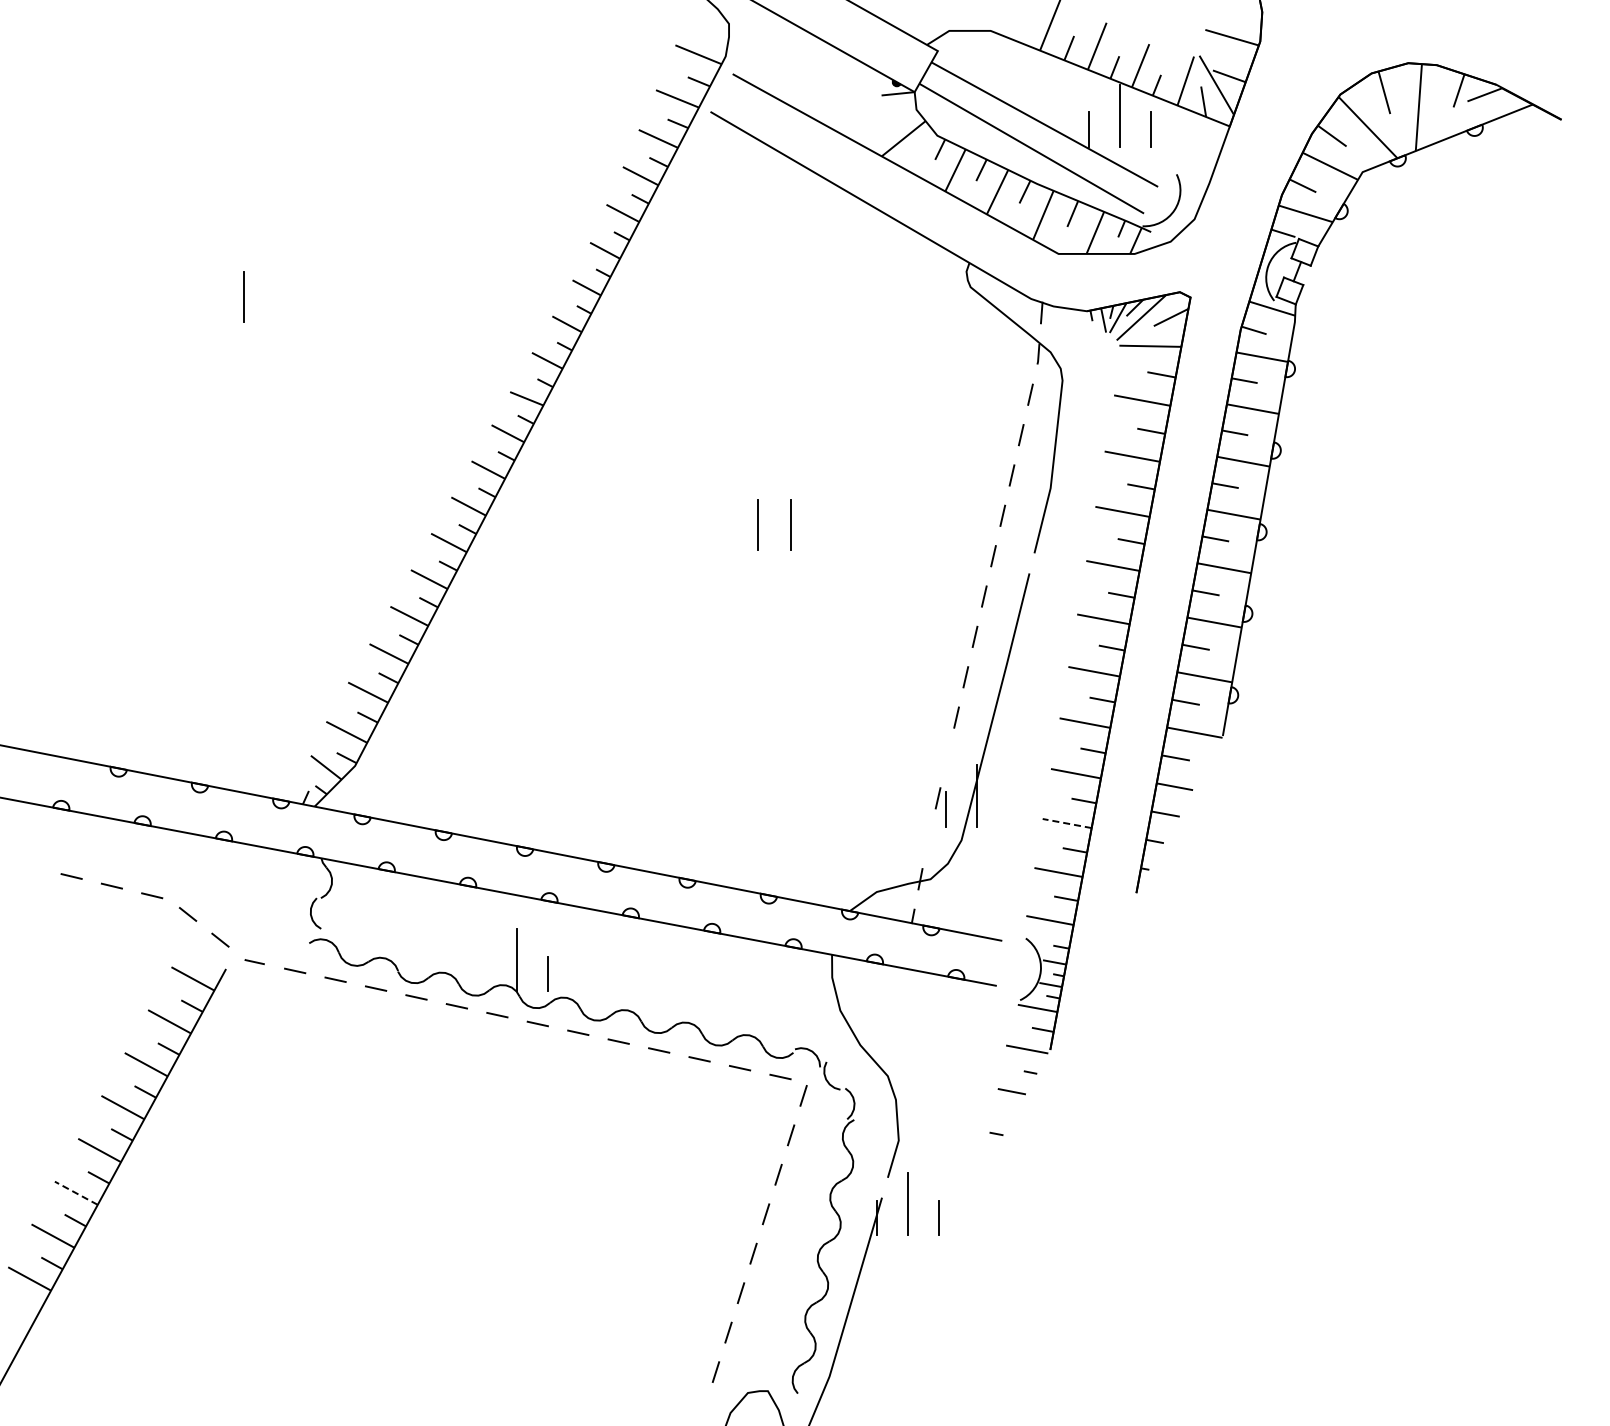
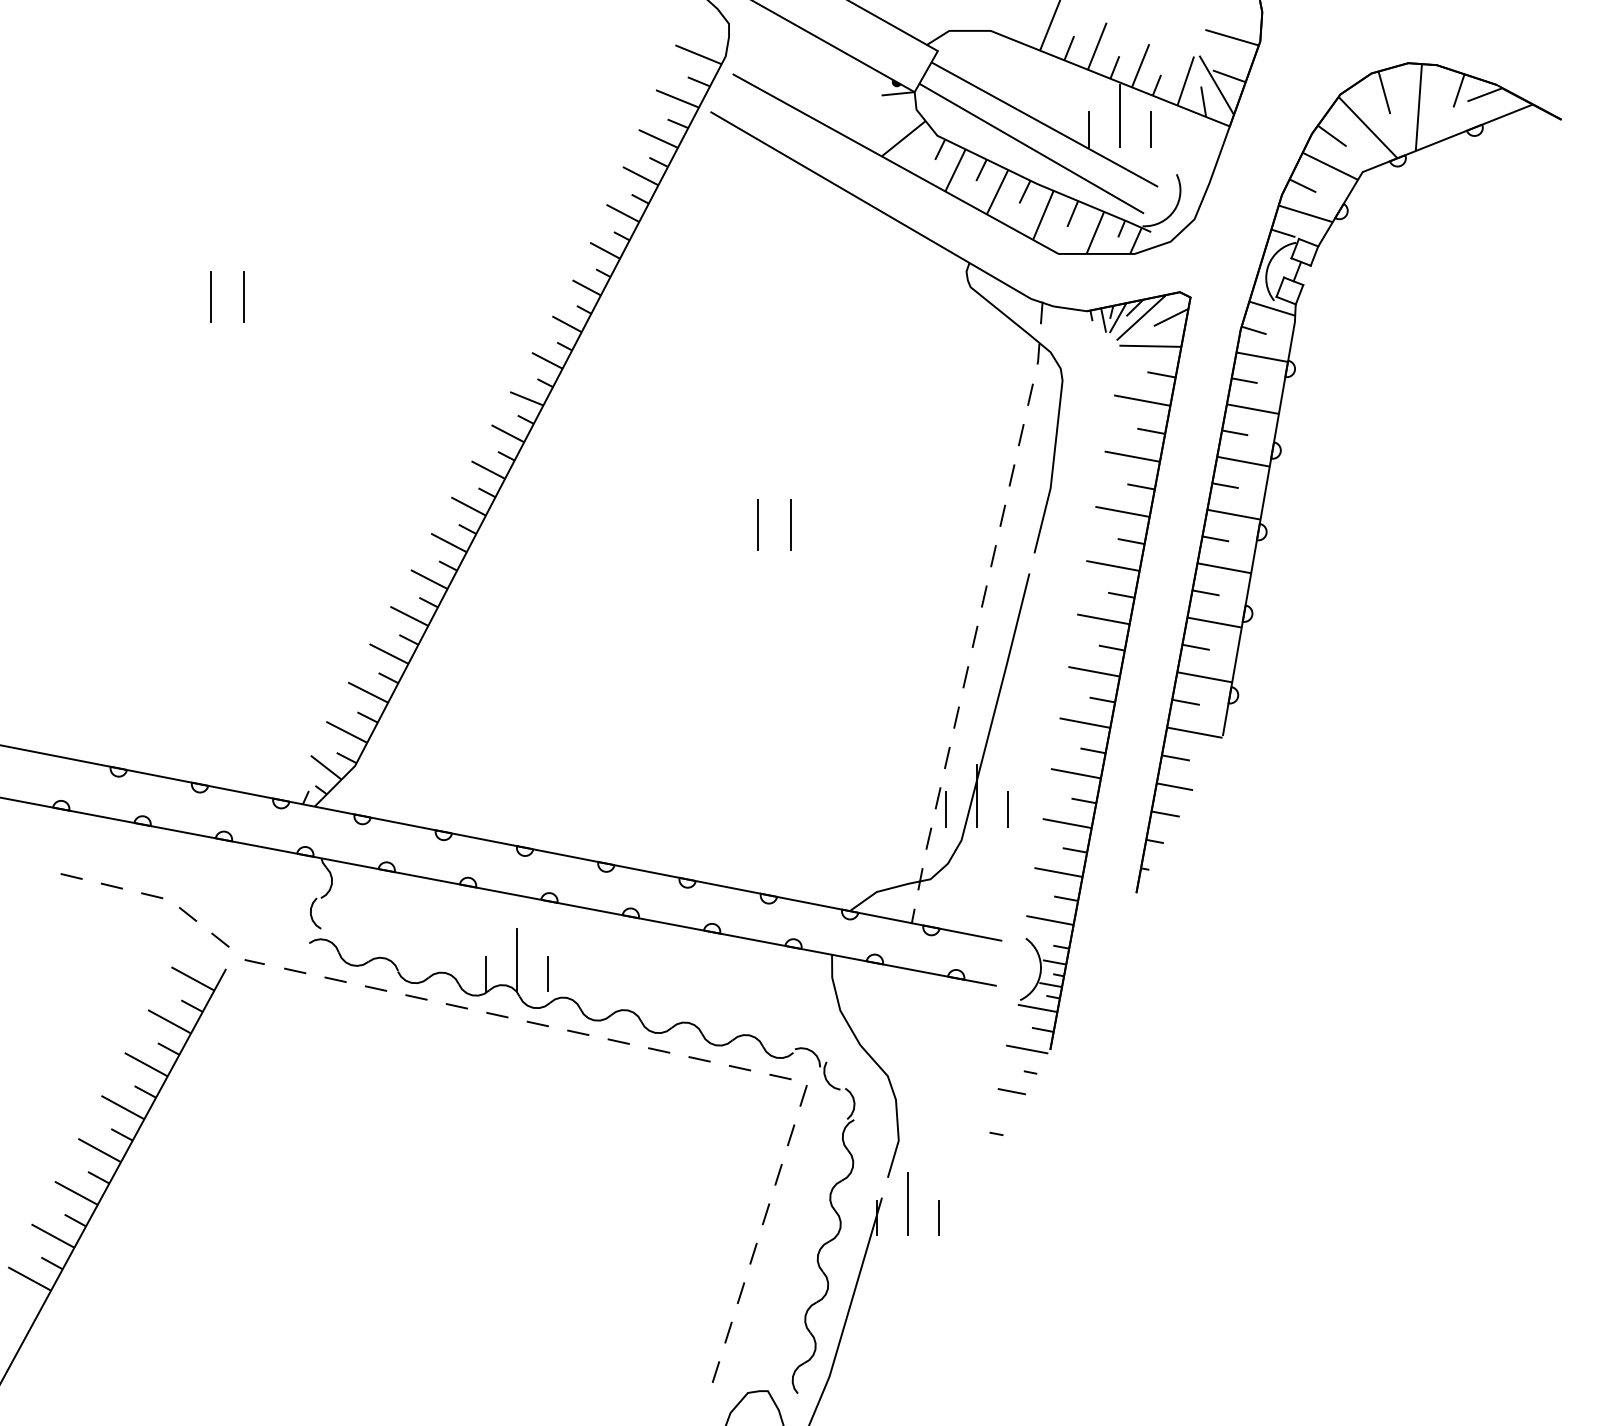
line: none -> present (210, 297)
line: none -> present (947, 757)
line: none -> present (1007, 809)
line: dashed -> solid (1067, 823)
line: none -> present (928, 838)
line: none -> present (485, 973)
line: dashed -> solid (75, 1193)
